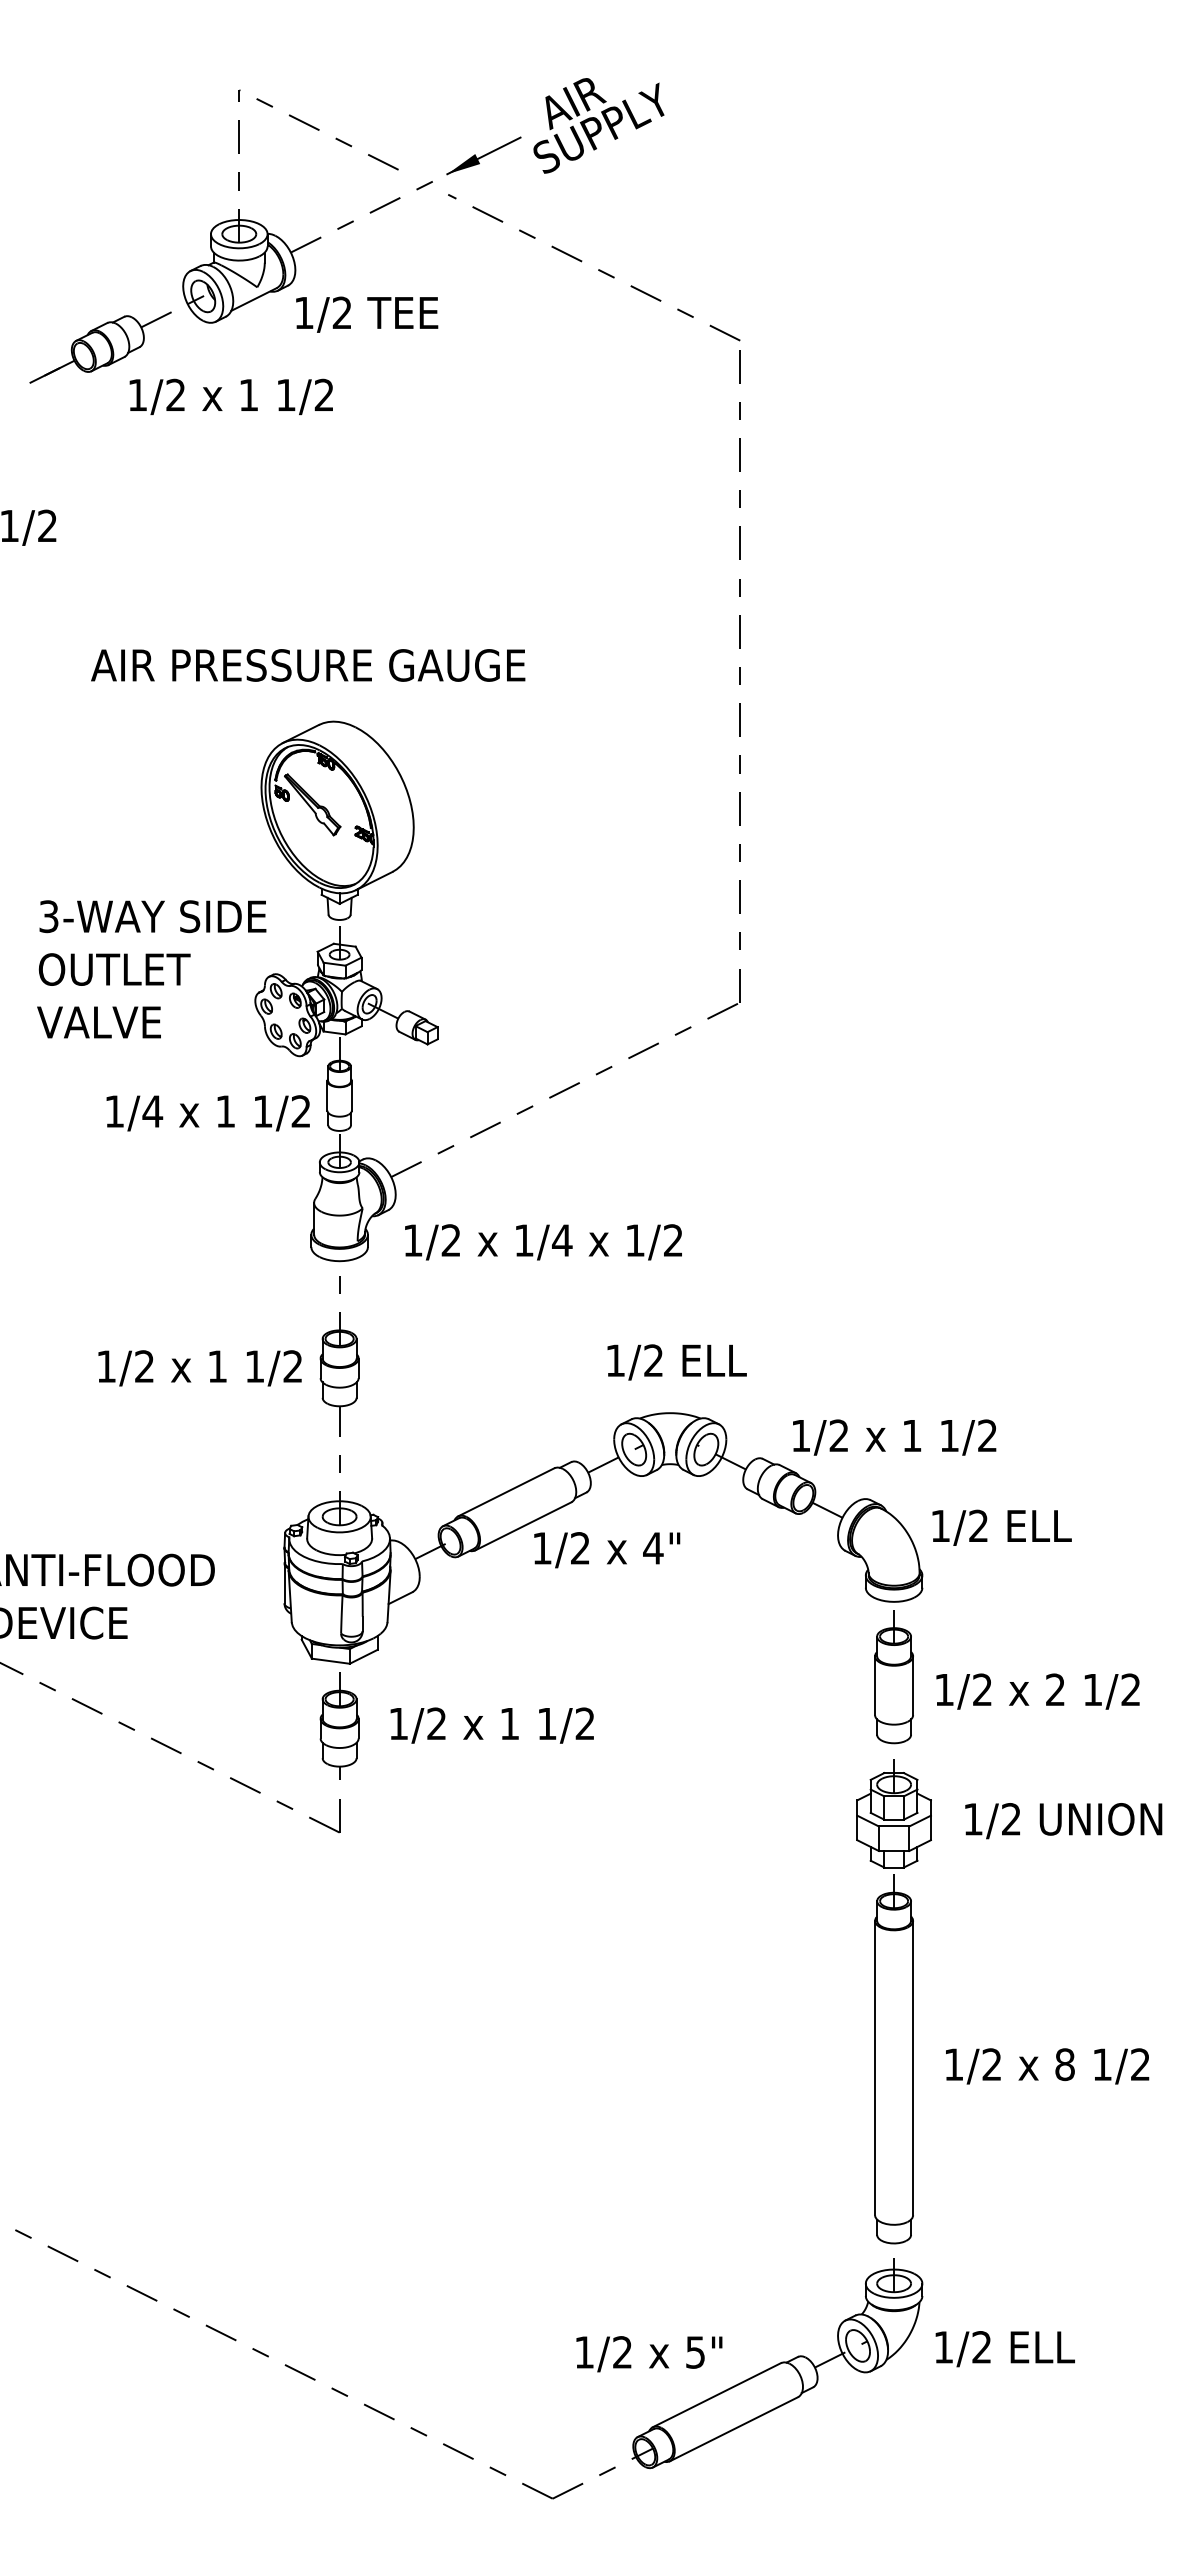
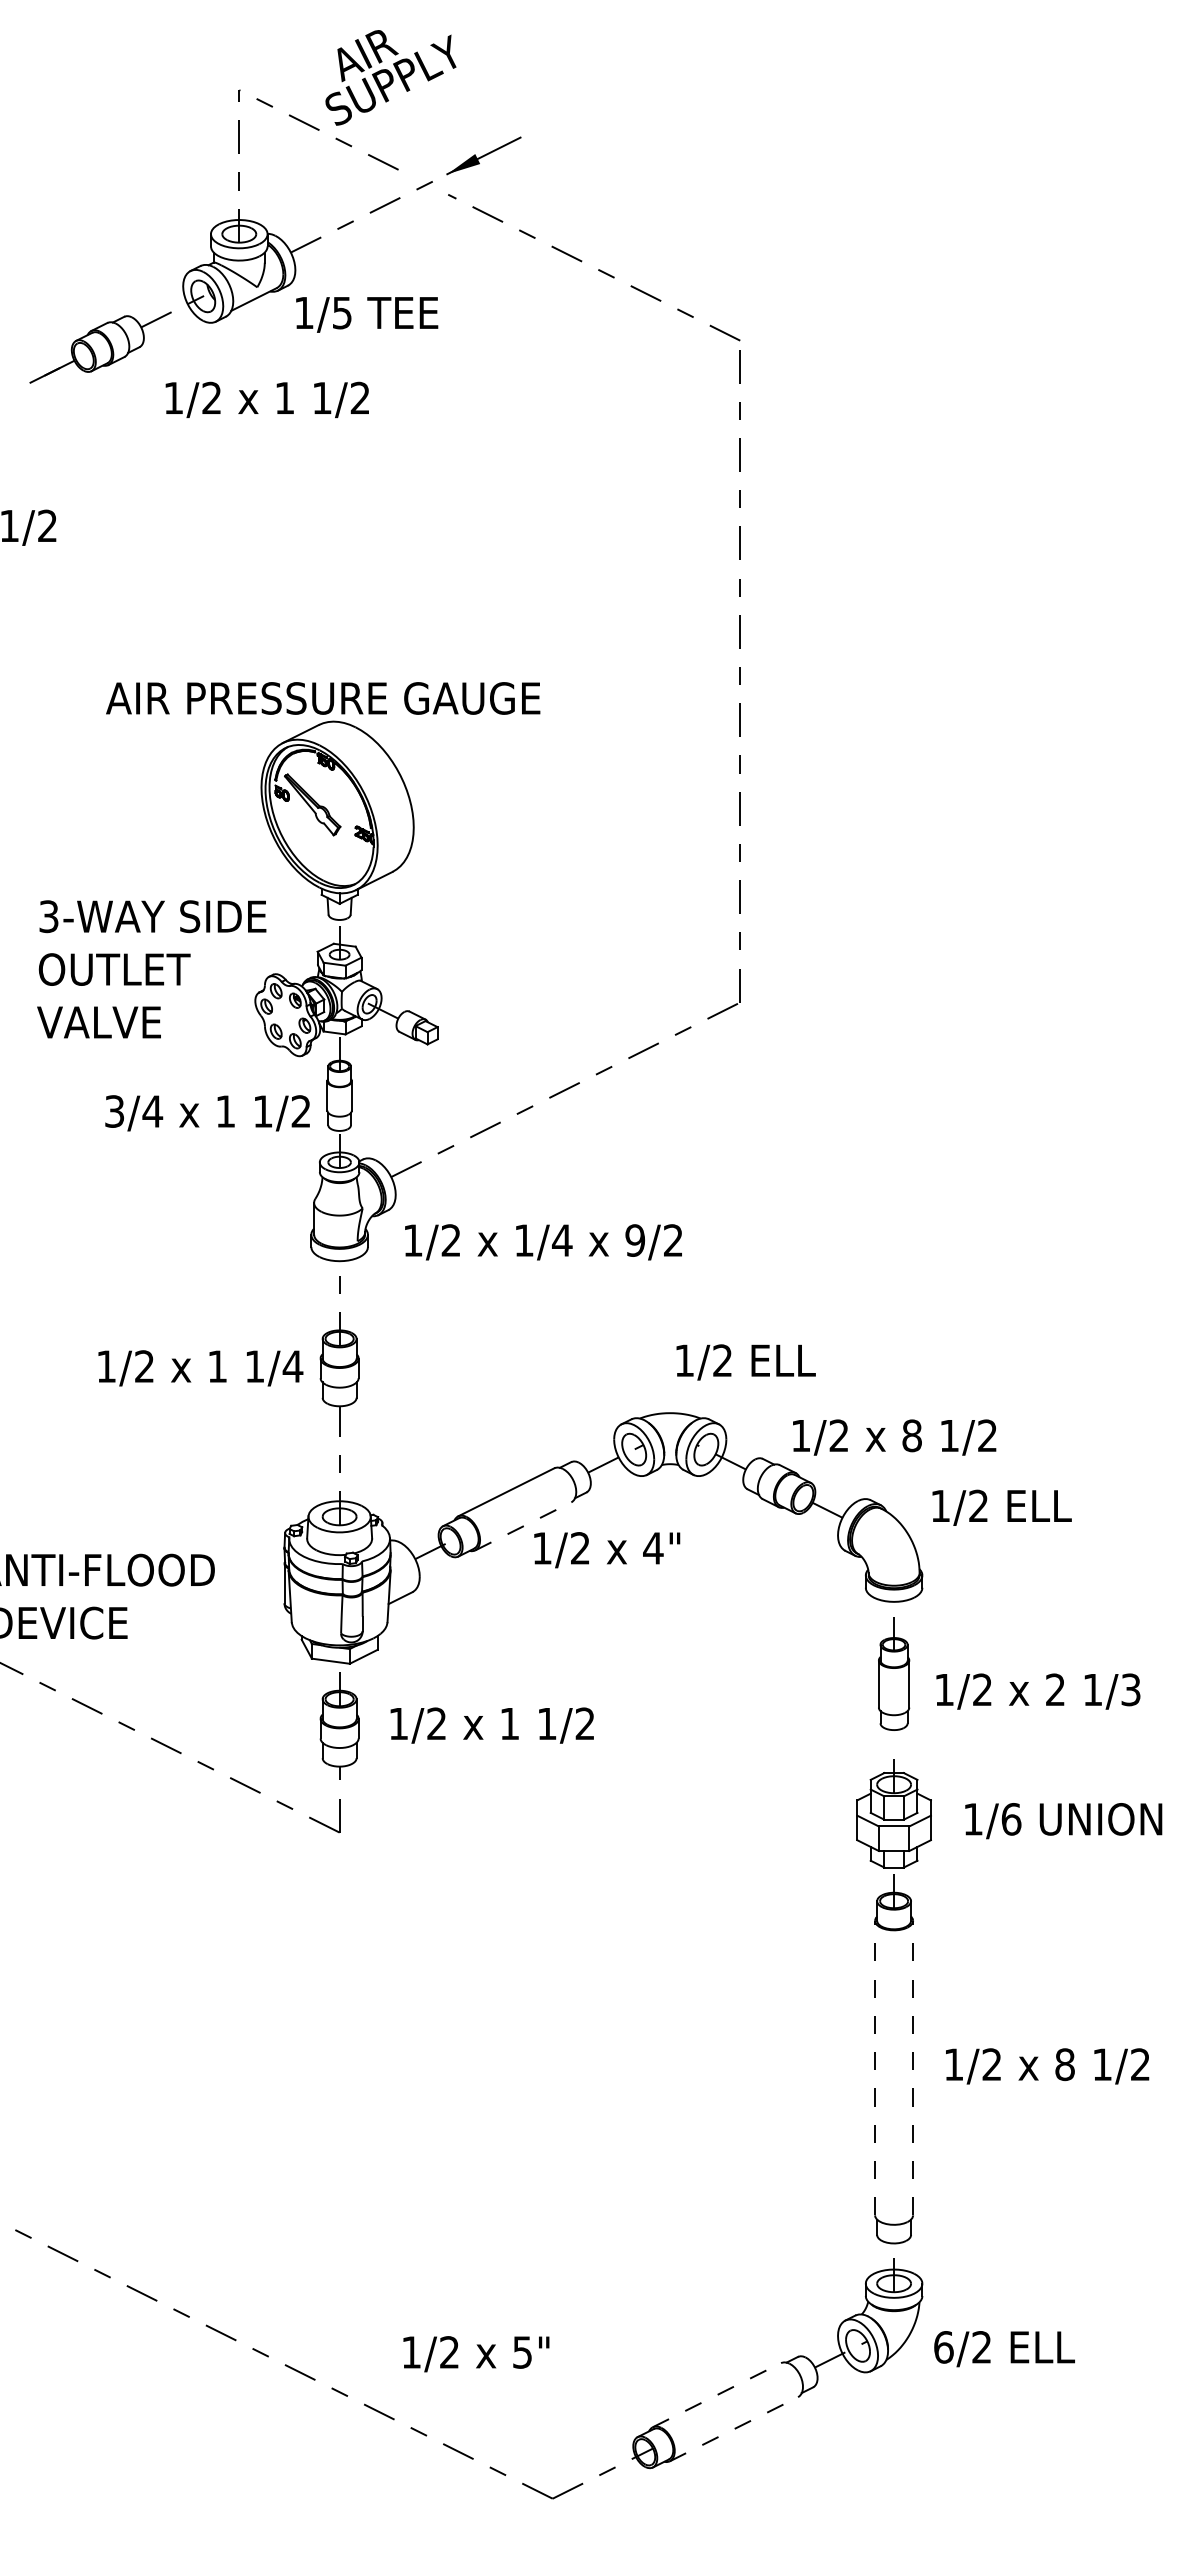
text position: (598, 125) -> (390, 77) (390, 77)
text: 1/2 -> 1/5 (341, 312)
text position: (230, 396) -> (266, 399) (266, 399)
text position: (308, 665) -> (323, 698) (323, 698)
text: 1/4 -> 3/4 (114, 1111)
text: 1/2 -> 9/2 (635, 1240)
text position: (676, 1362) -> (745, 1362) (745, 1362)
text: 1/2 -> 1/4 (292, 1366)
text: 1 -> 8 (911, 1435)
line: solid -> dashed (523, 1526)
text position: (1001, 1527) -> (1001, 1507) (1001, 1507)
part size: 40x135 px -> 33x114 px (894, 1673)
text: 1/2 -> 1/3 (1130, 1689)
text: 1/2 -> 1/6 (1011, 1819)
line: solid -> dashed (875, 2067)
line: solid -> dashed (913, 2067)
text: 1/2 -> 6/2 (943, 2347)
text position: (649, 2354) -> (476, 2354) (476, 2354)
line: solid -> dashed (716, 2395)
line: solid -> dashed (733, 2429)
